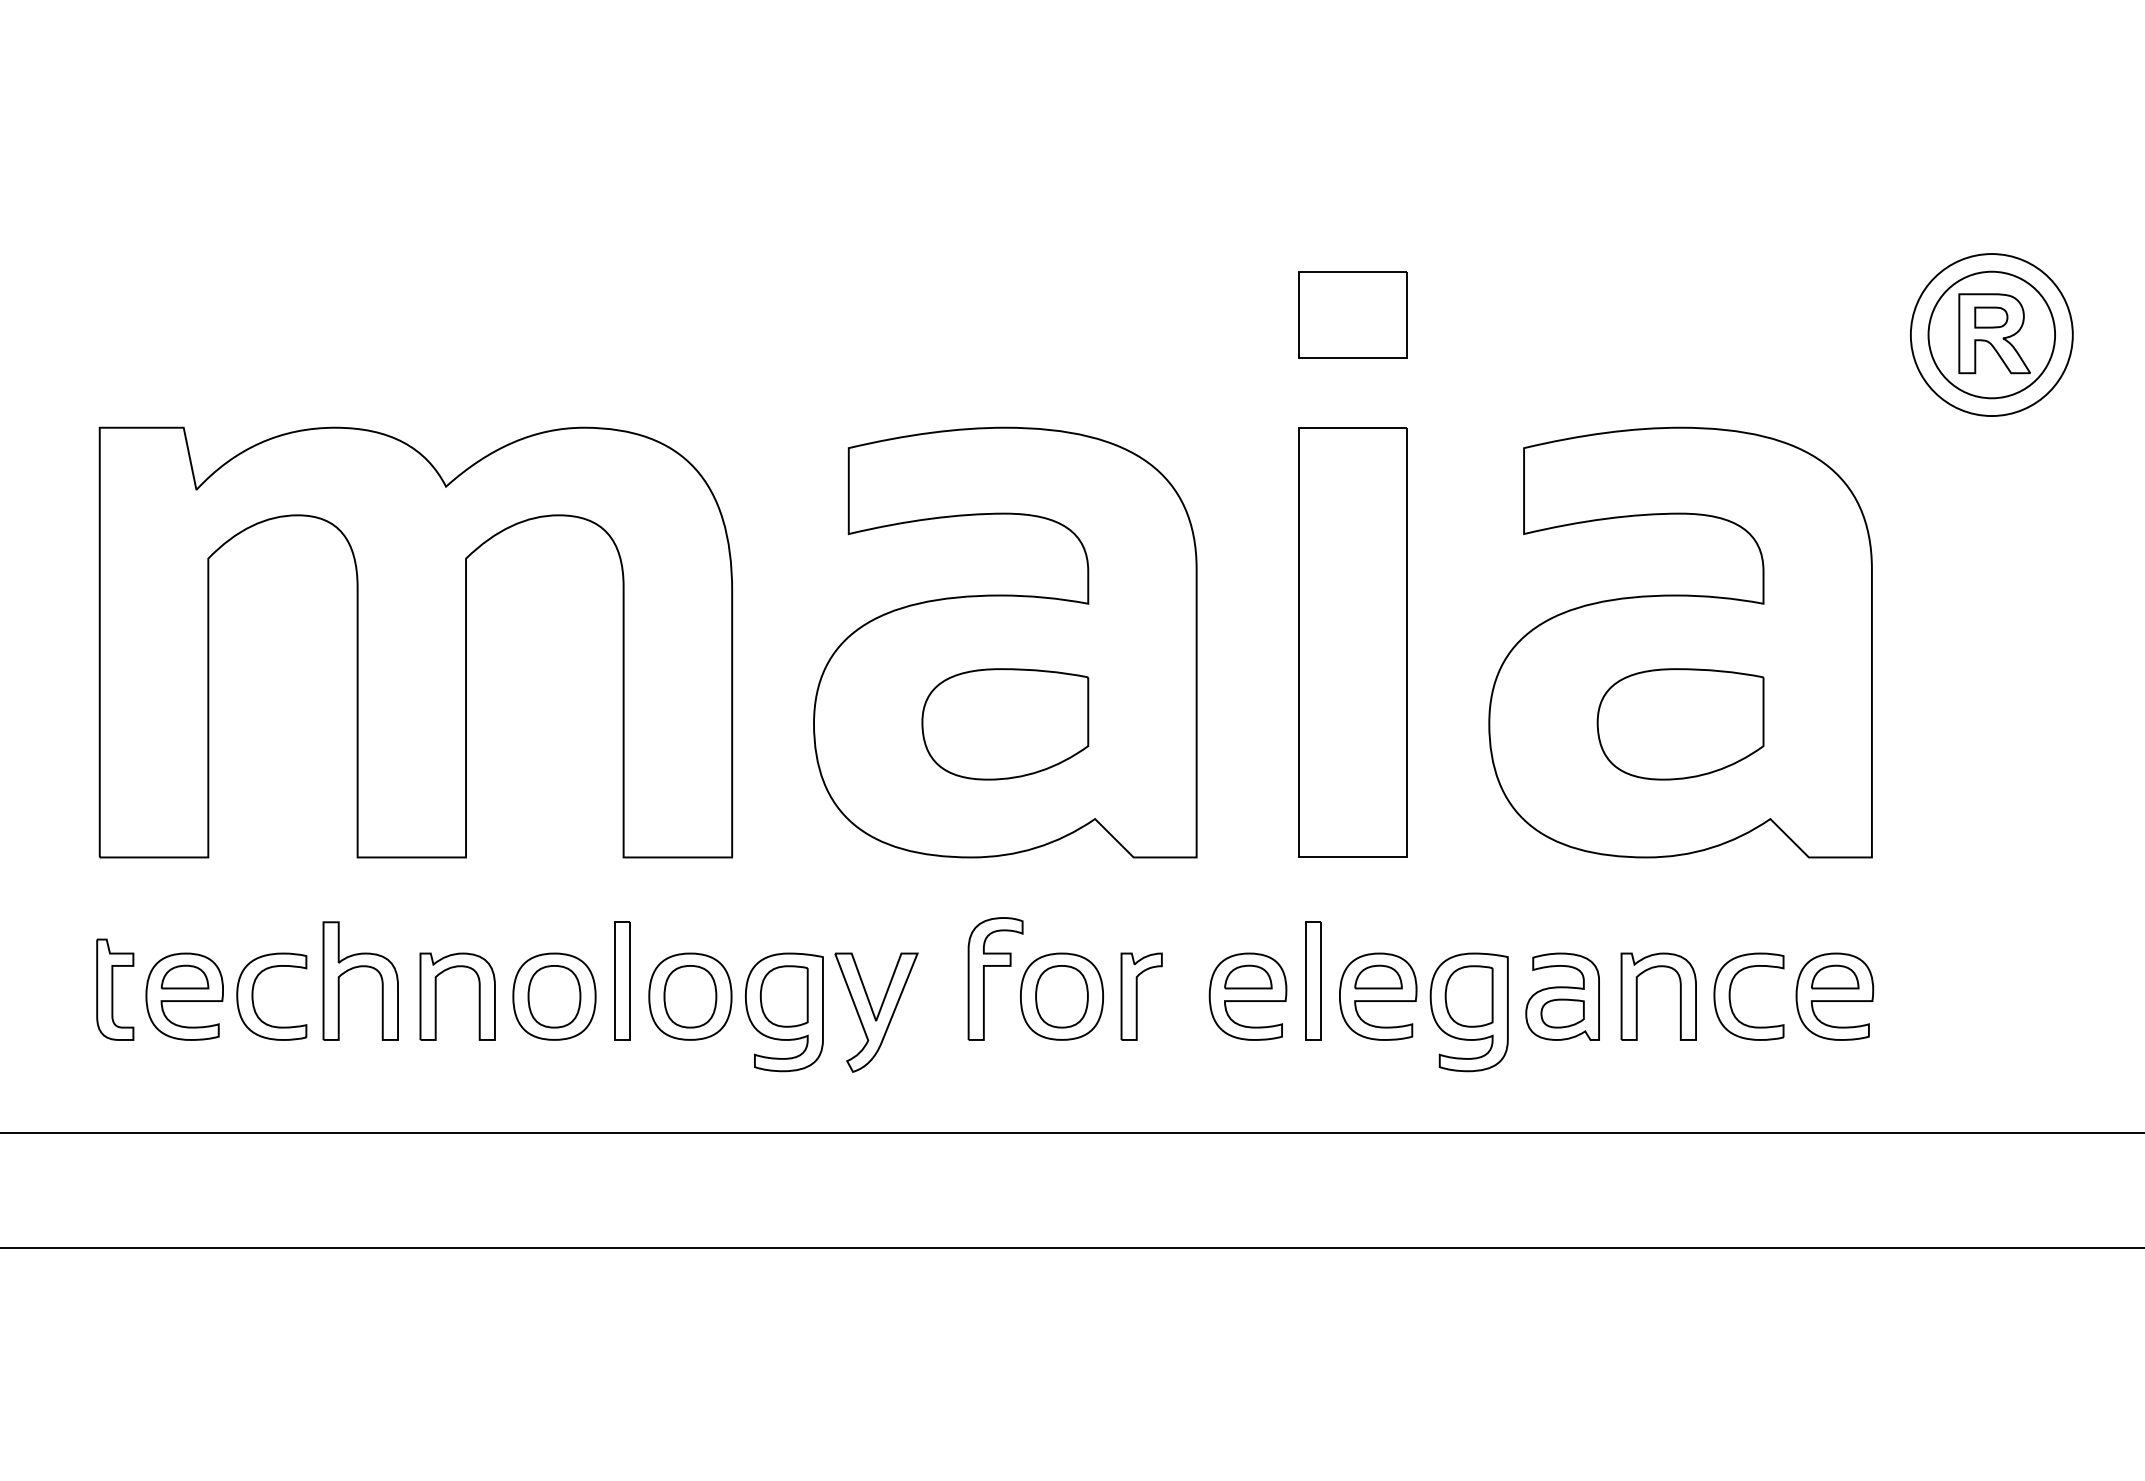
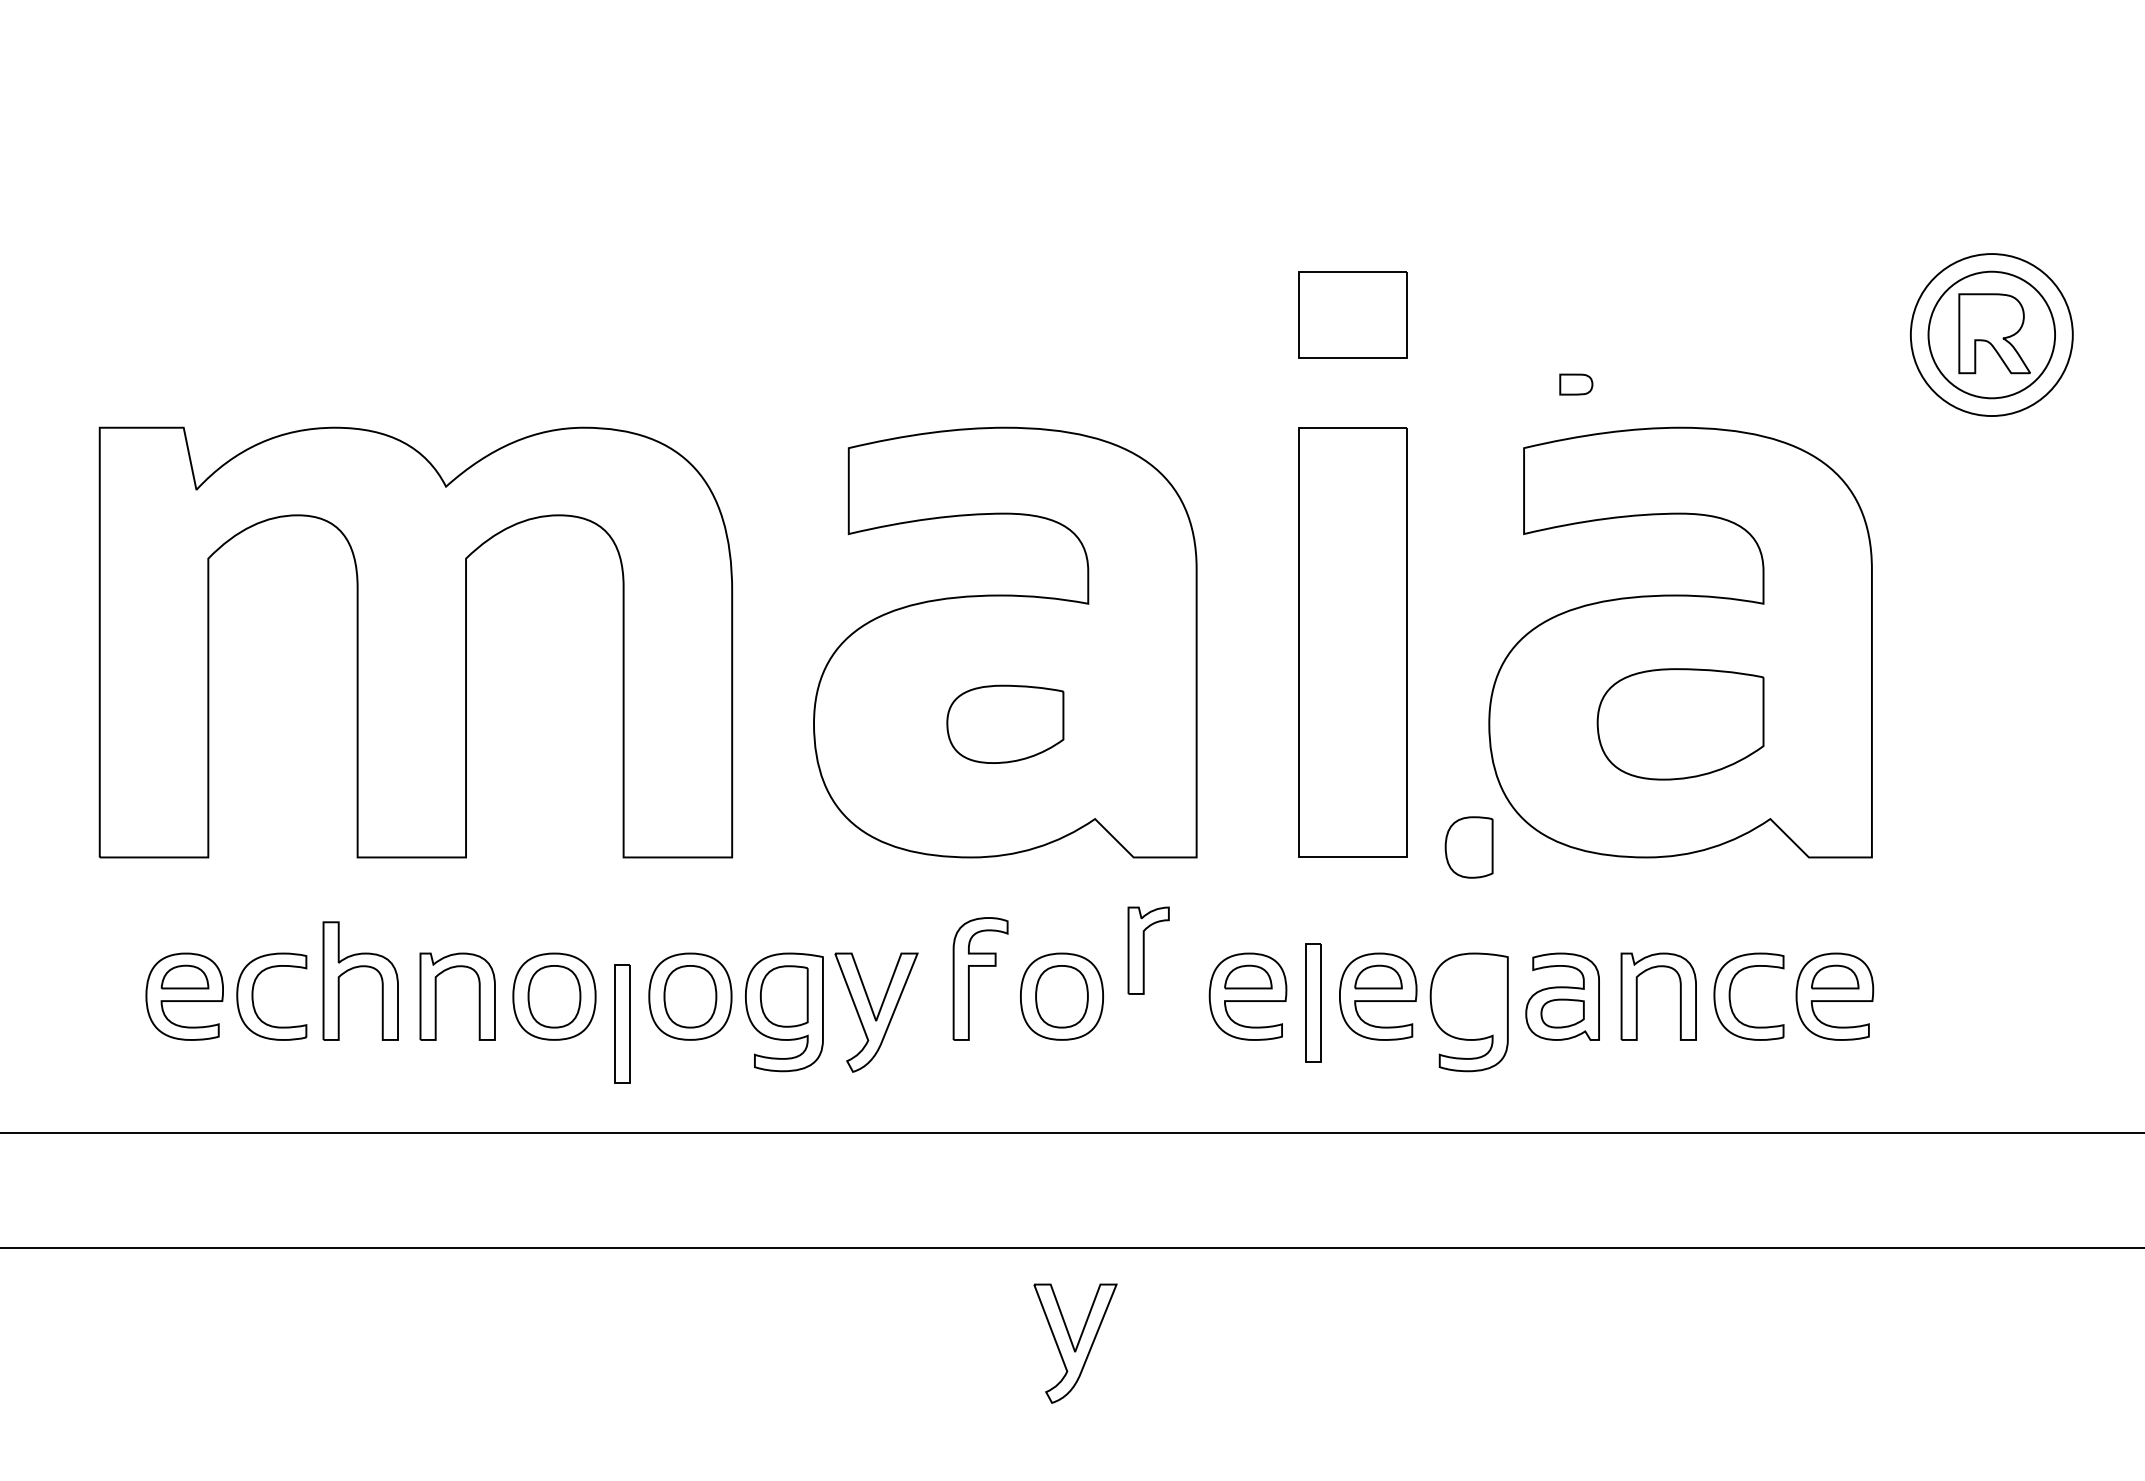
part position: (1991, 317) -> (1576, 384) (1576, 384)
part size: 169x113 px -> 119x80 px (1005, 723)
part position: (984, 978) -> (969, 978) (969, 978)
part position: (622, 980) -> (622, 1023) (622, 1023)
part position: (1313, 980) -> (1313, 1002) (1313, 1002)
part: present -> none (115, 989)
part position: (1141, 996) -> (1148, 950) (1148, 950)
part position: (1468, 996) -> (1468, 847) (1468, 847)
part: none -> present (1075, 1343)
